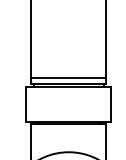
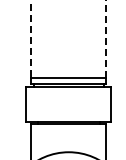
line: solid -> dashed (31, 39)
line: solid -> dashed (106, 39)
